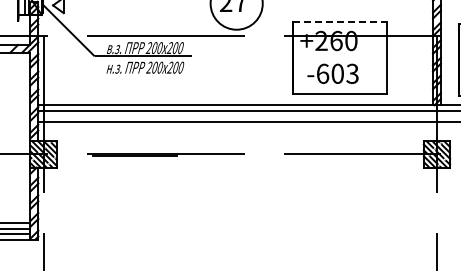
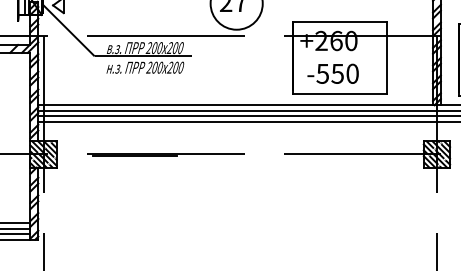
line: dashed -> solid (340, 21)
text: -603 -> -550 (337, 73)
line: none -> present (247, 115)
